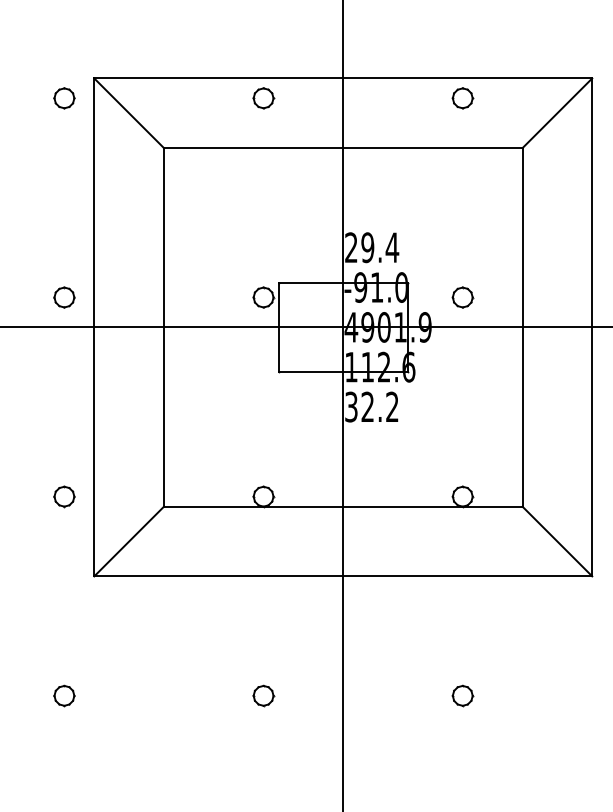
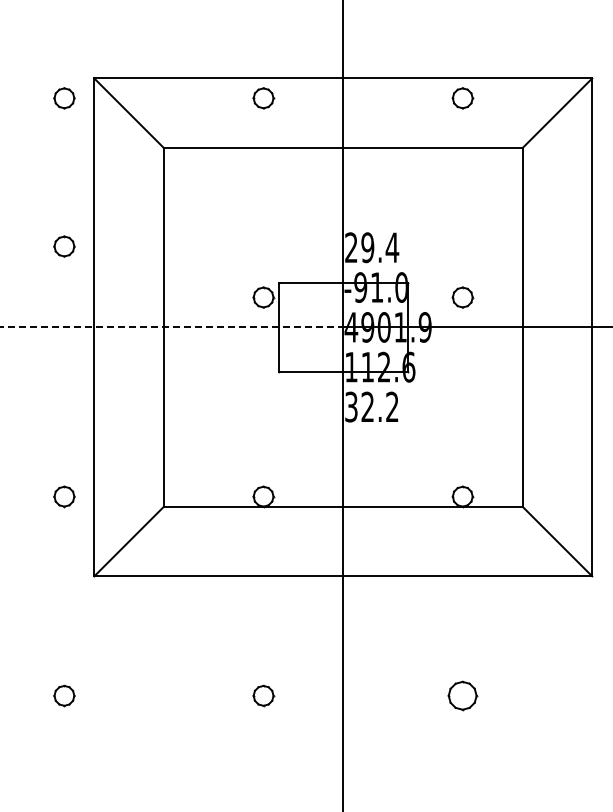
part position: (64, 297) -> (64, 246) (64, 246)
line: solid -> dashed (172, 327)
part size: 24x24 px -> 32x32 px (462, 695)
